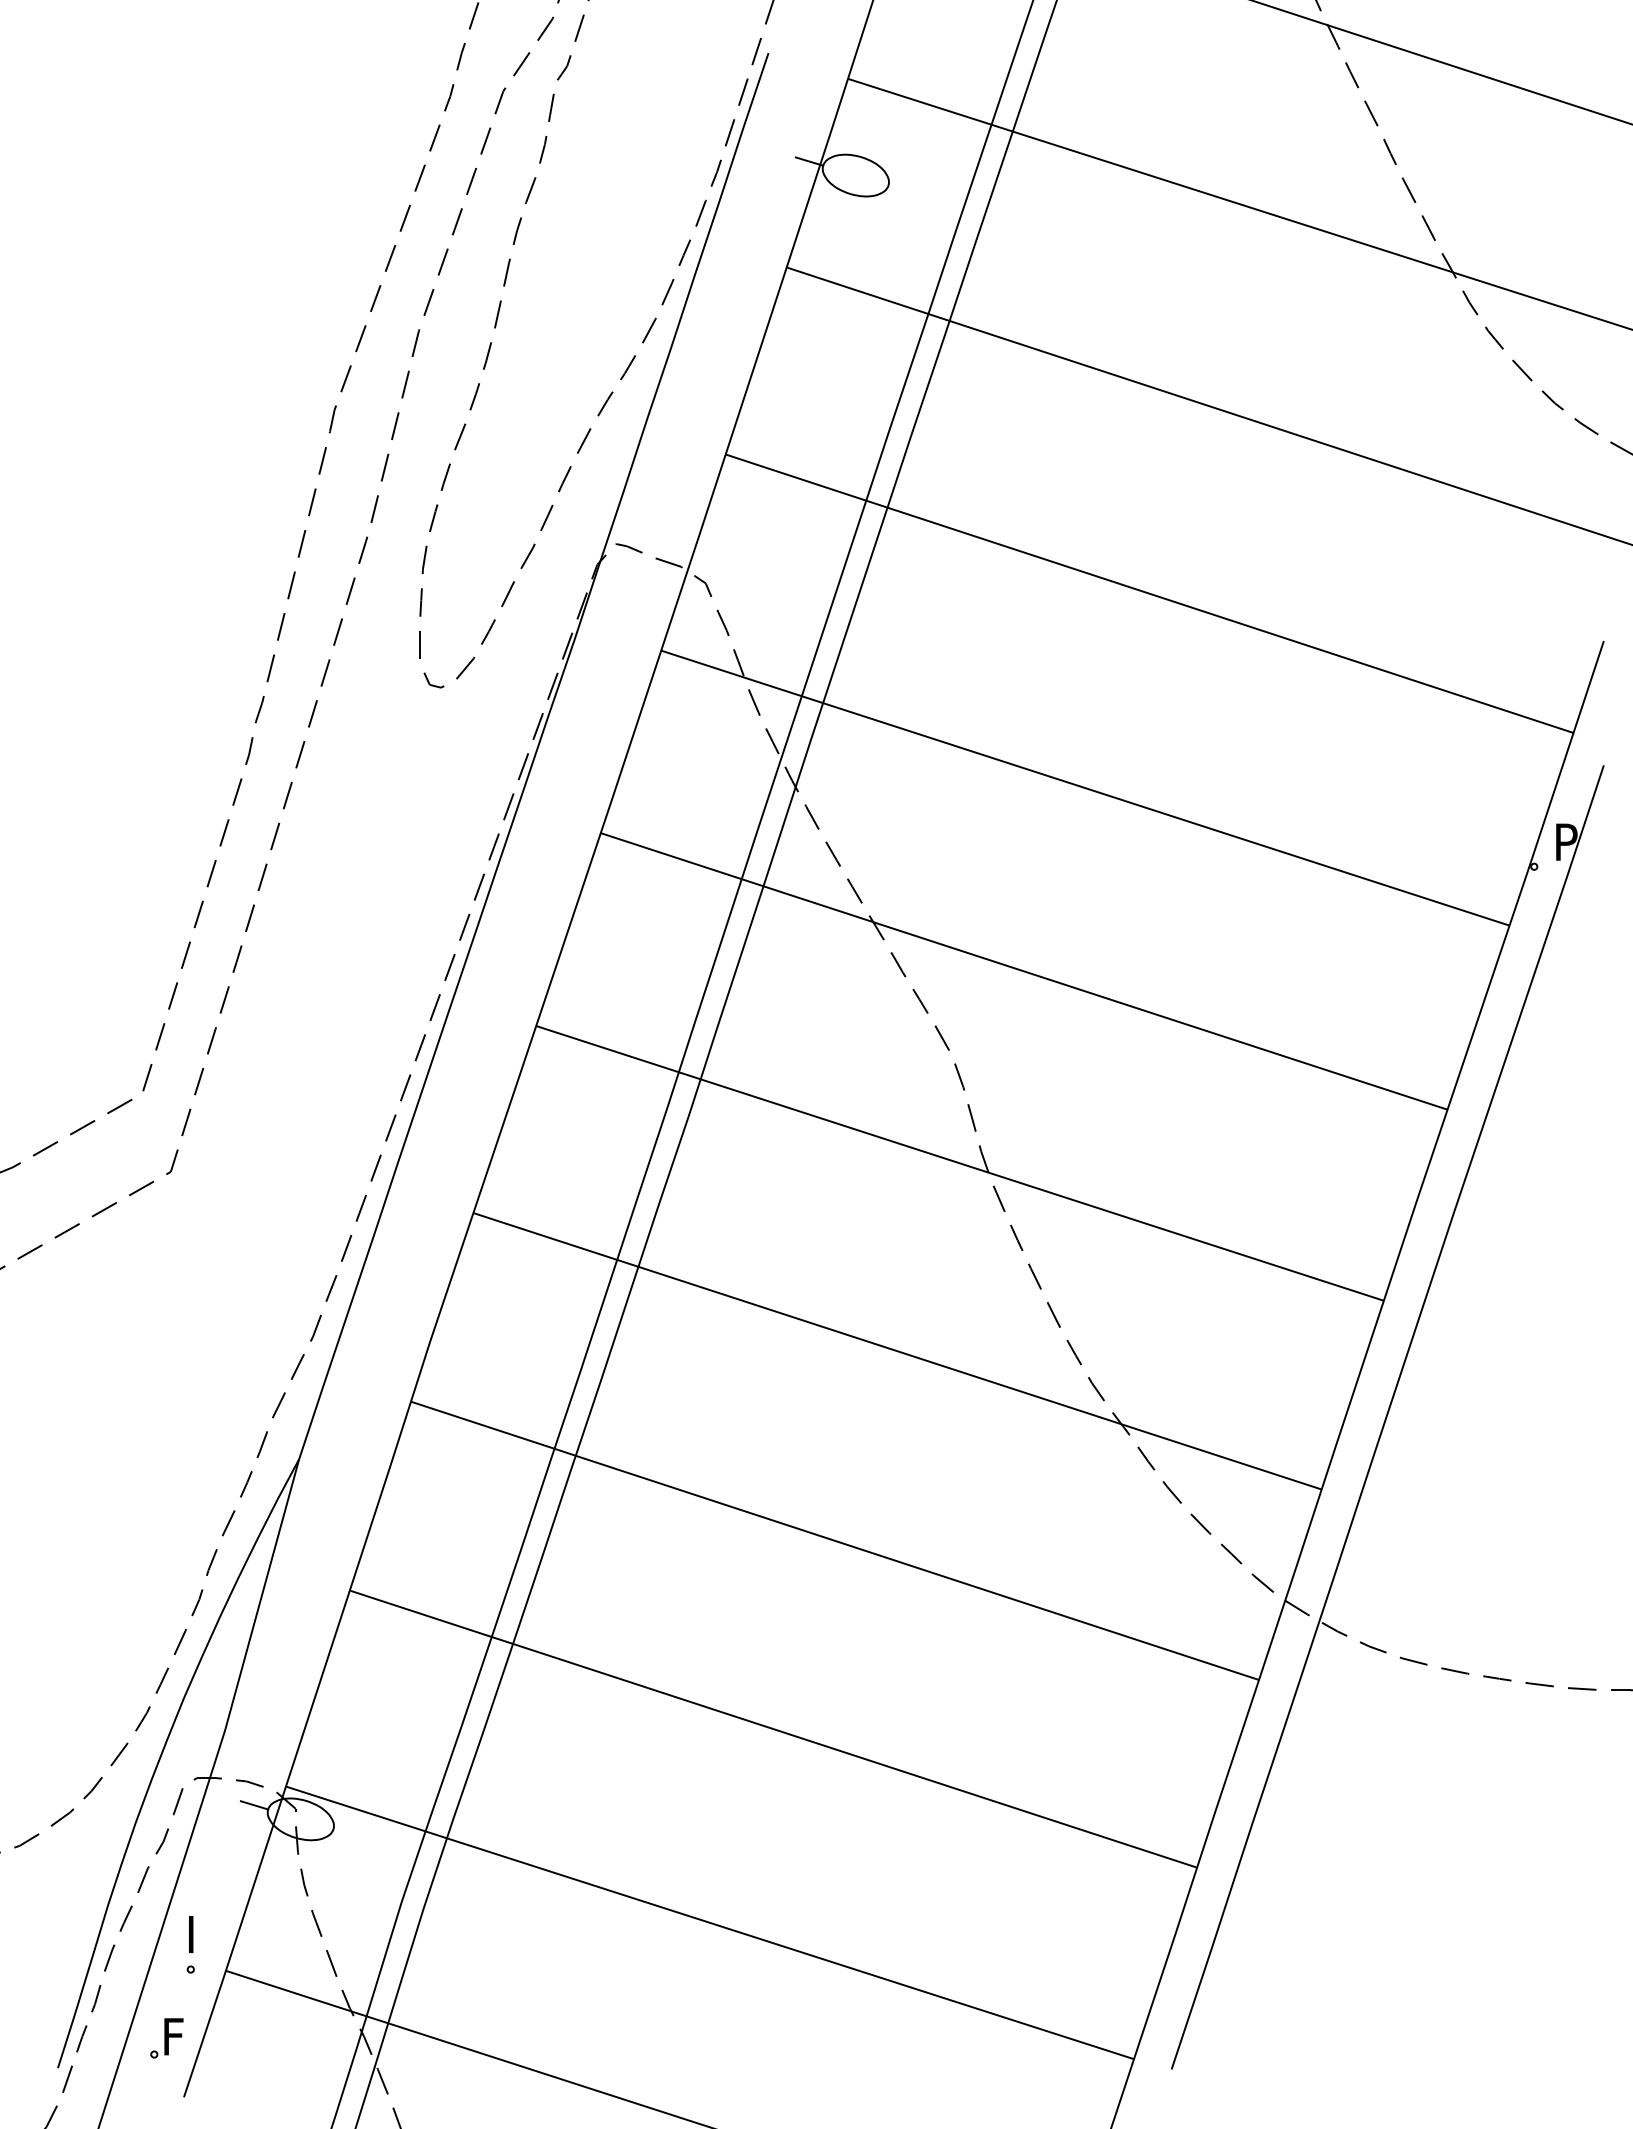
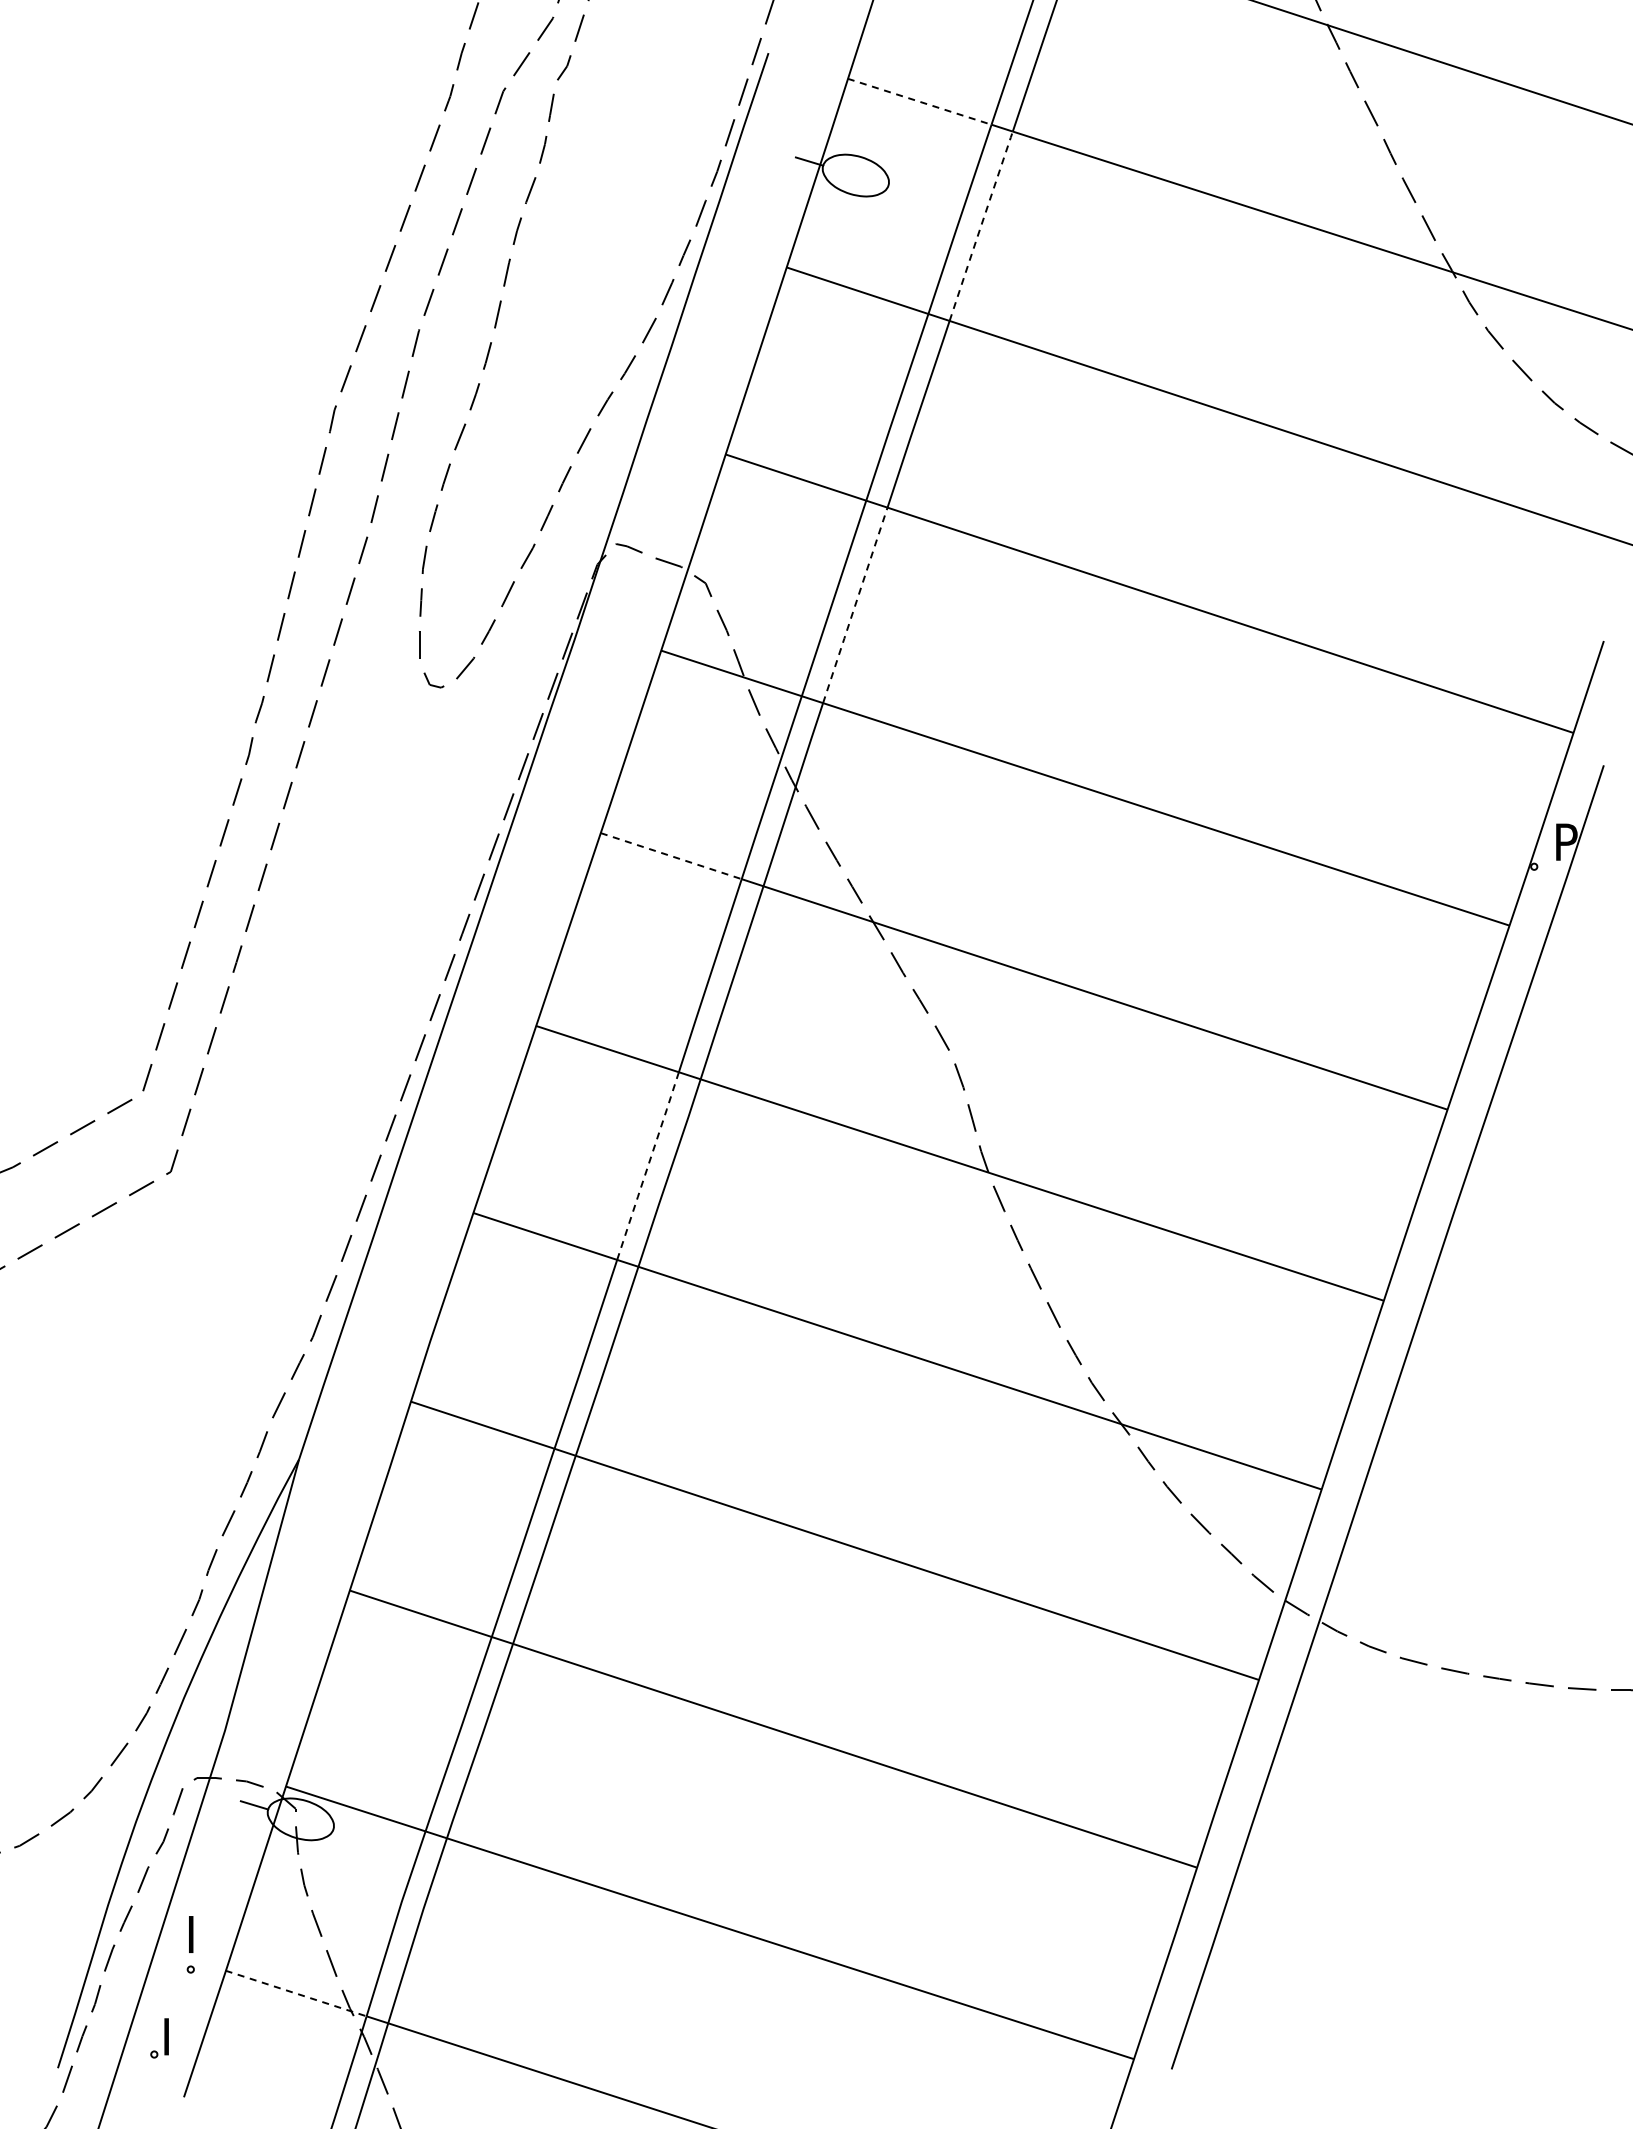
line: solid -> dashed (920, 101)
line: solid -> dashed (981, 225)
line: solid -> dashed (855, 604)
line: solid -> dashed (671, 856)
line: solid -> dashed (648, 1165)
line: solid -> dashed (296, 1993)
text: F -> I (176, 2027)
